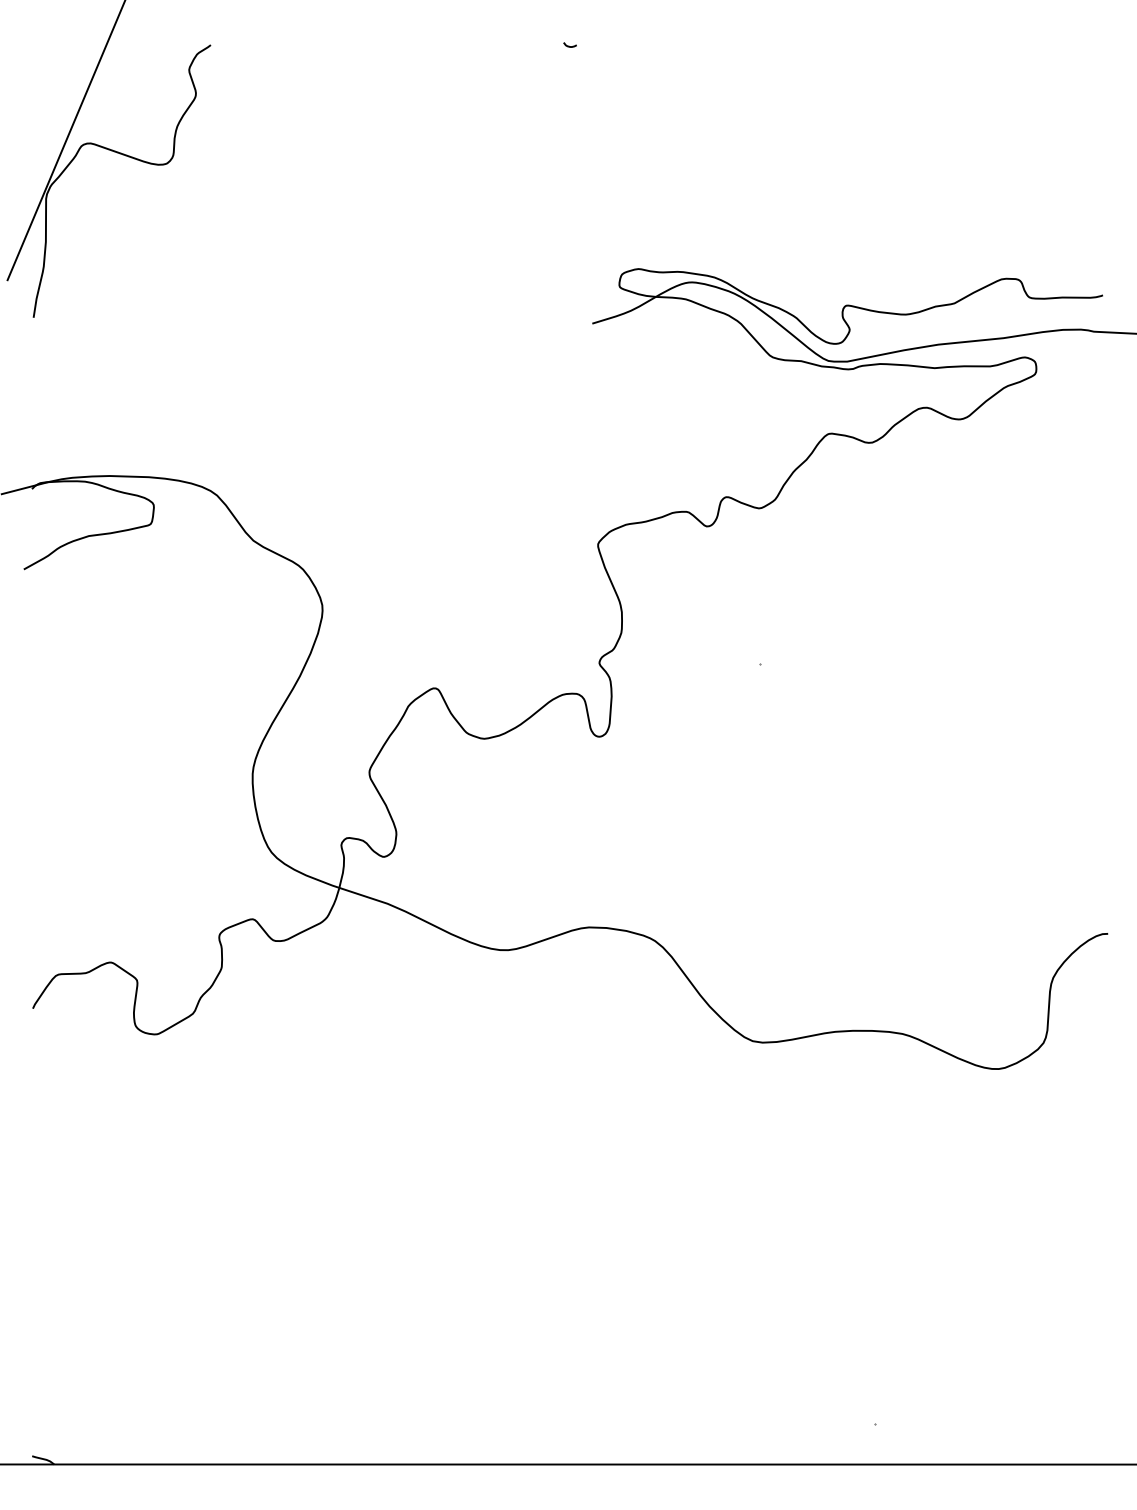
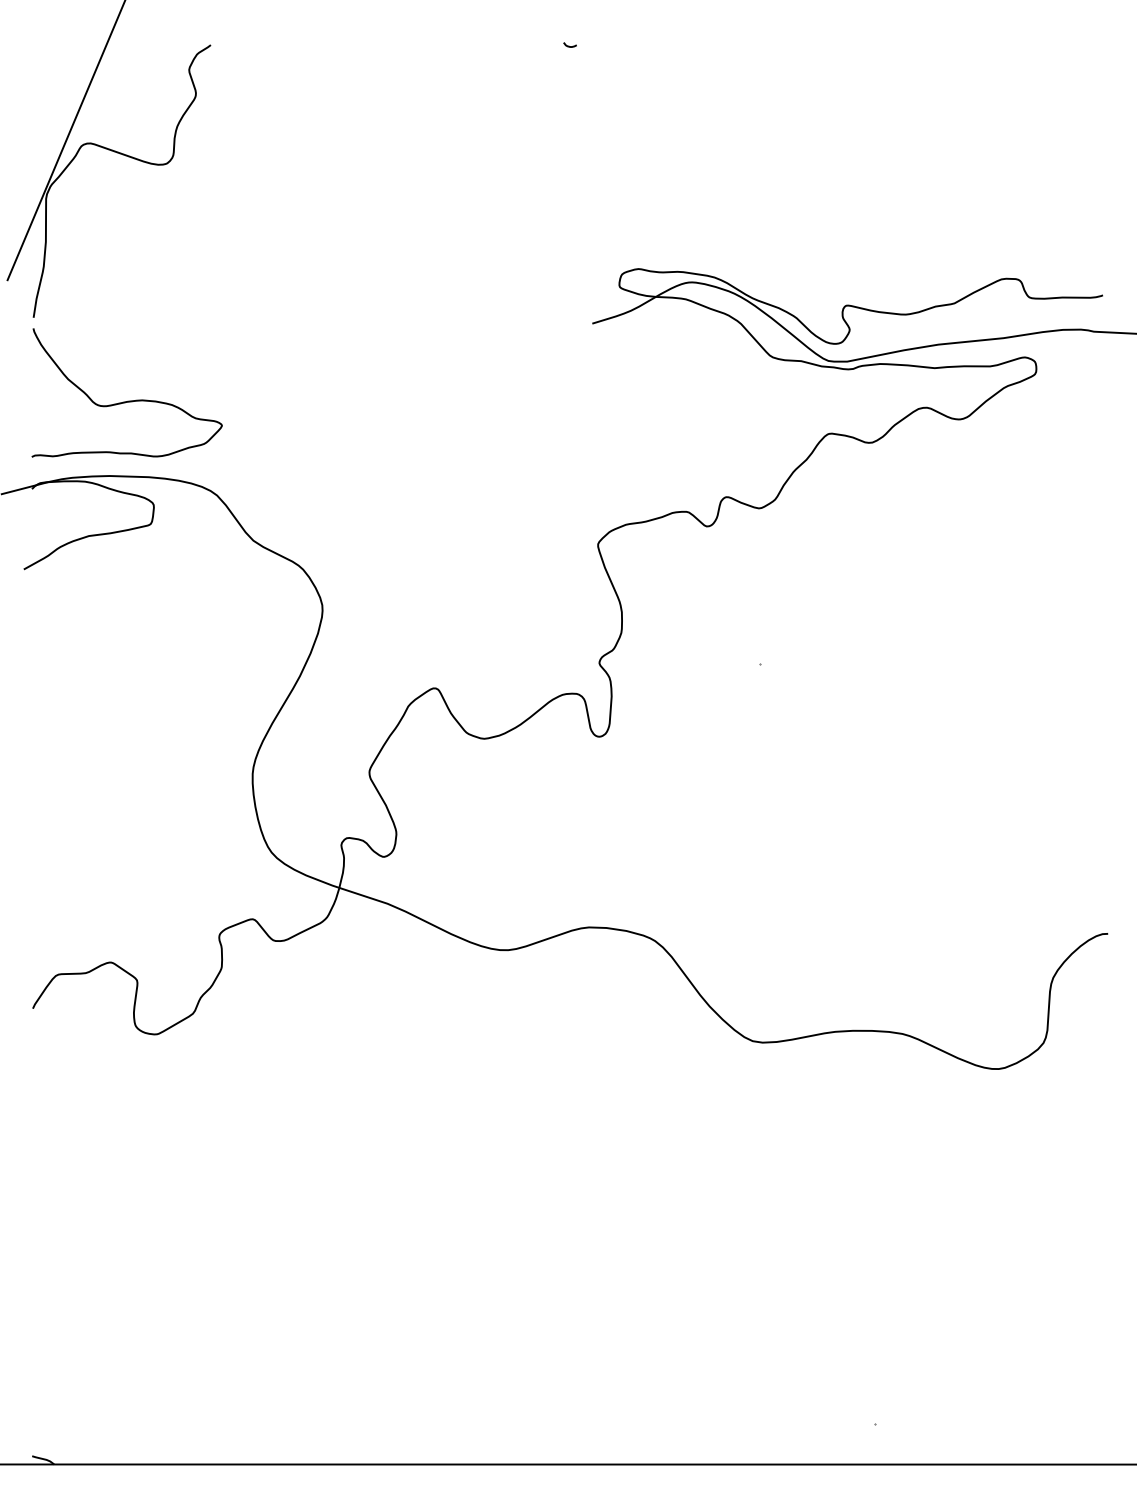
curve: none -> present (127, 400)
